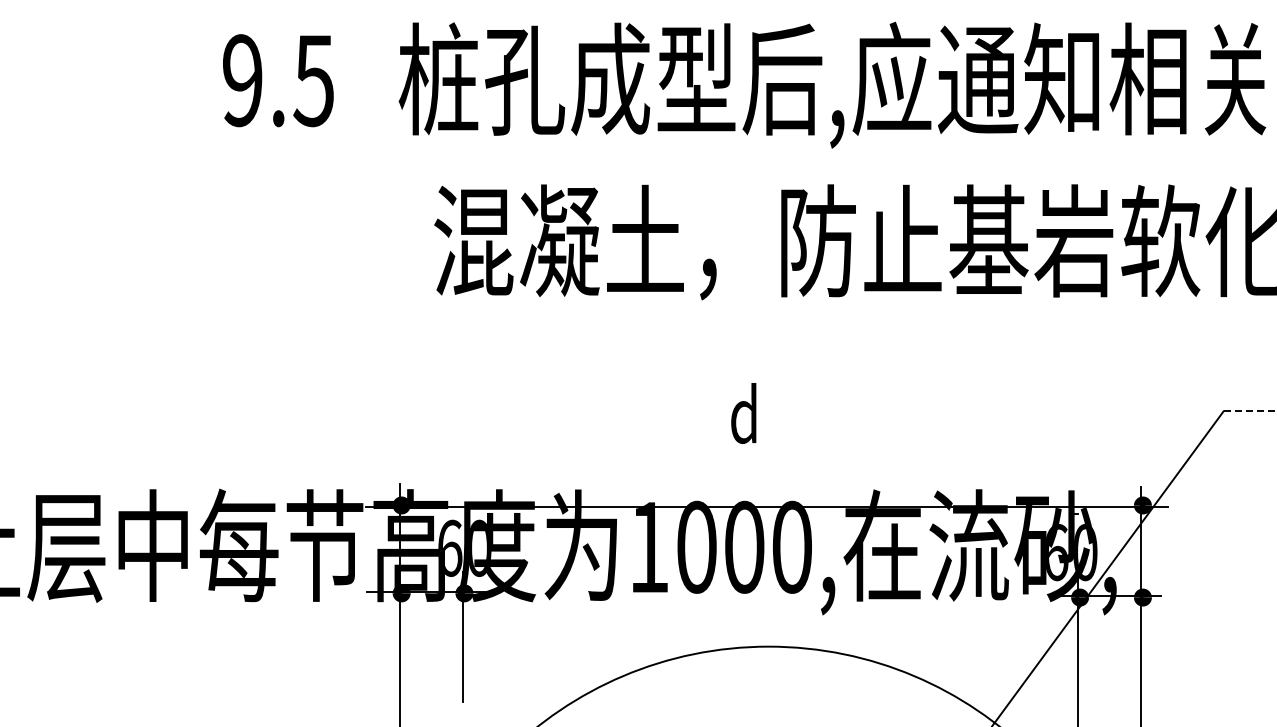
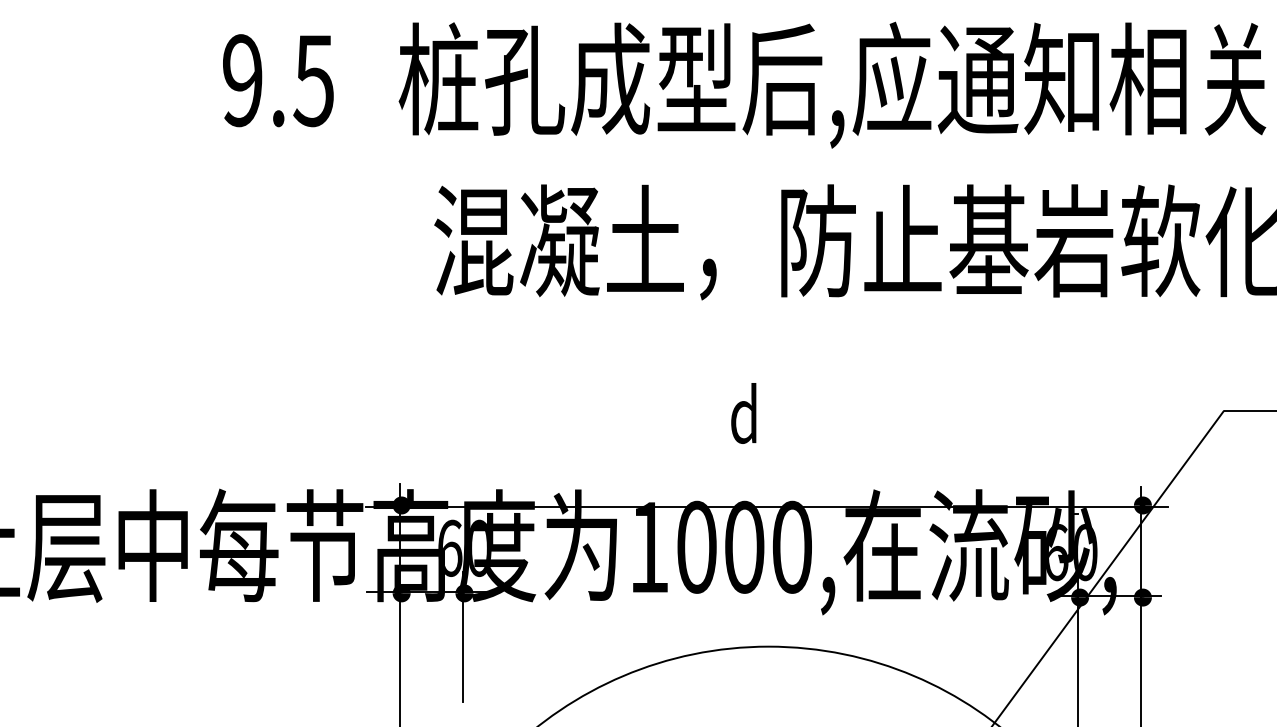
line: dashed -> solid (1250, 410)
